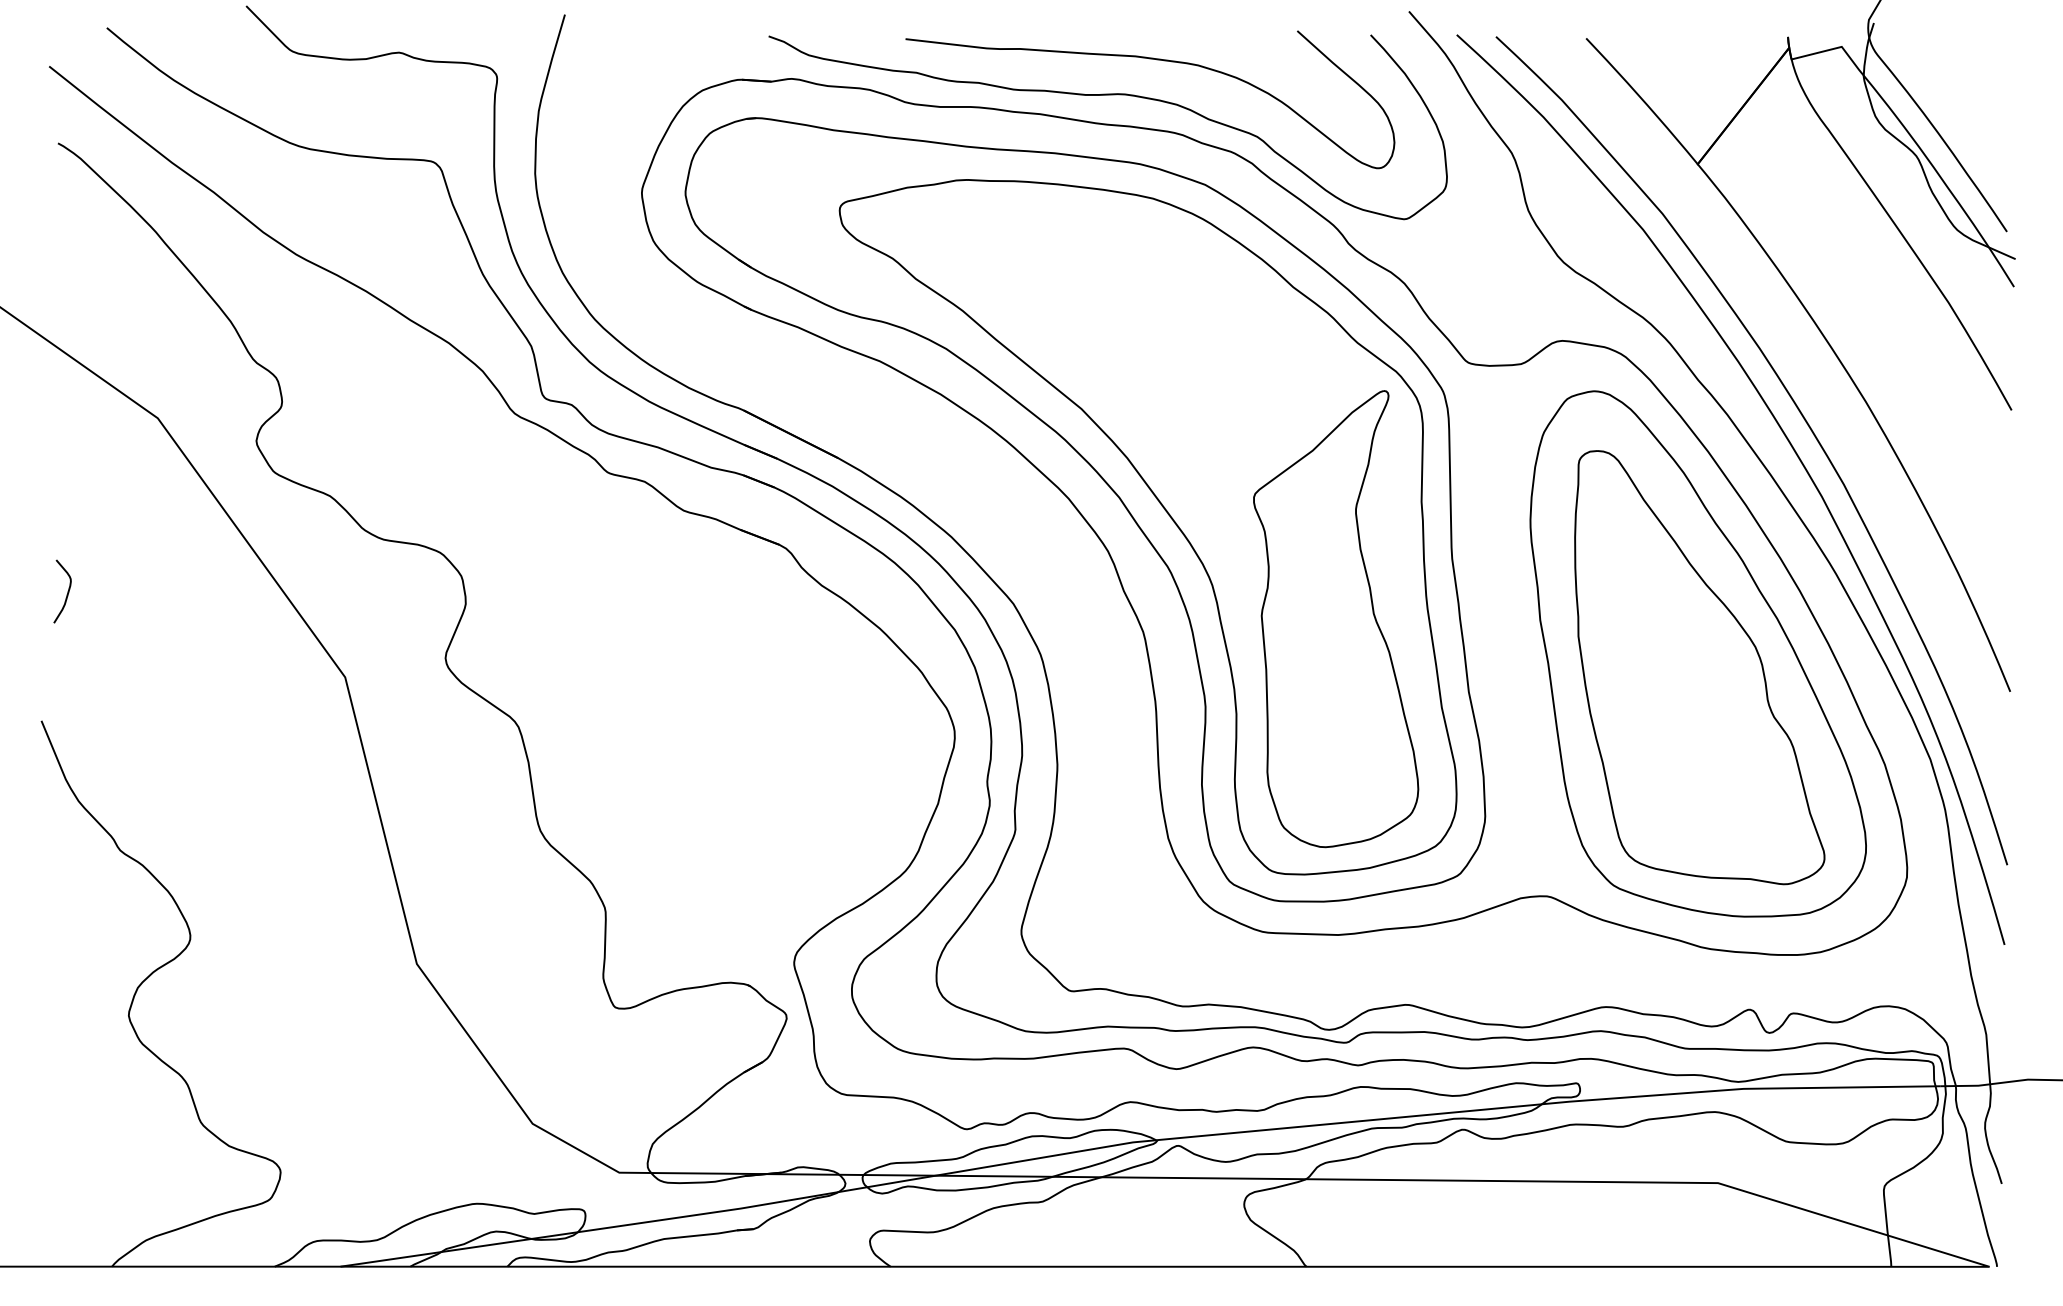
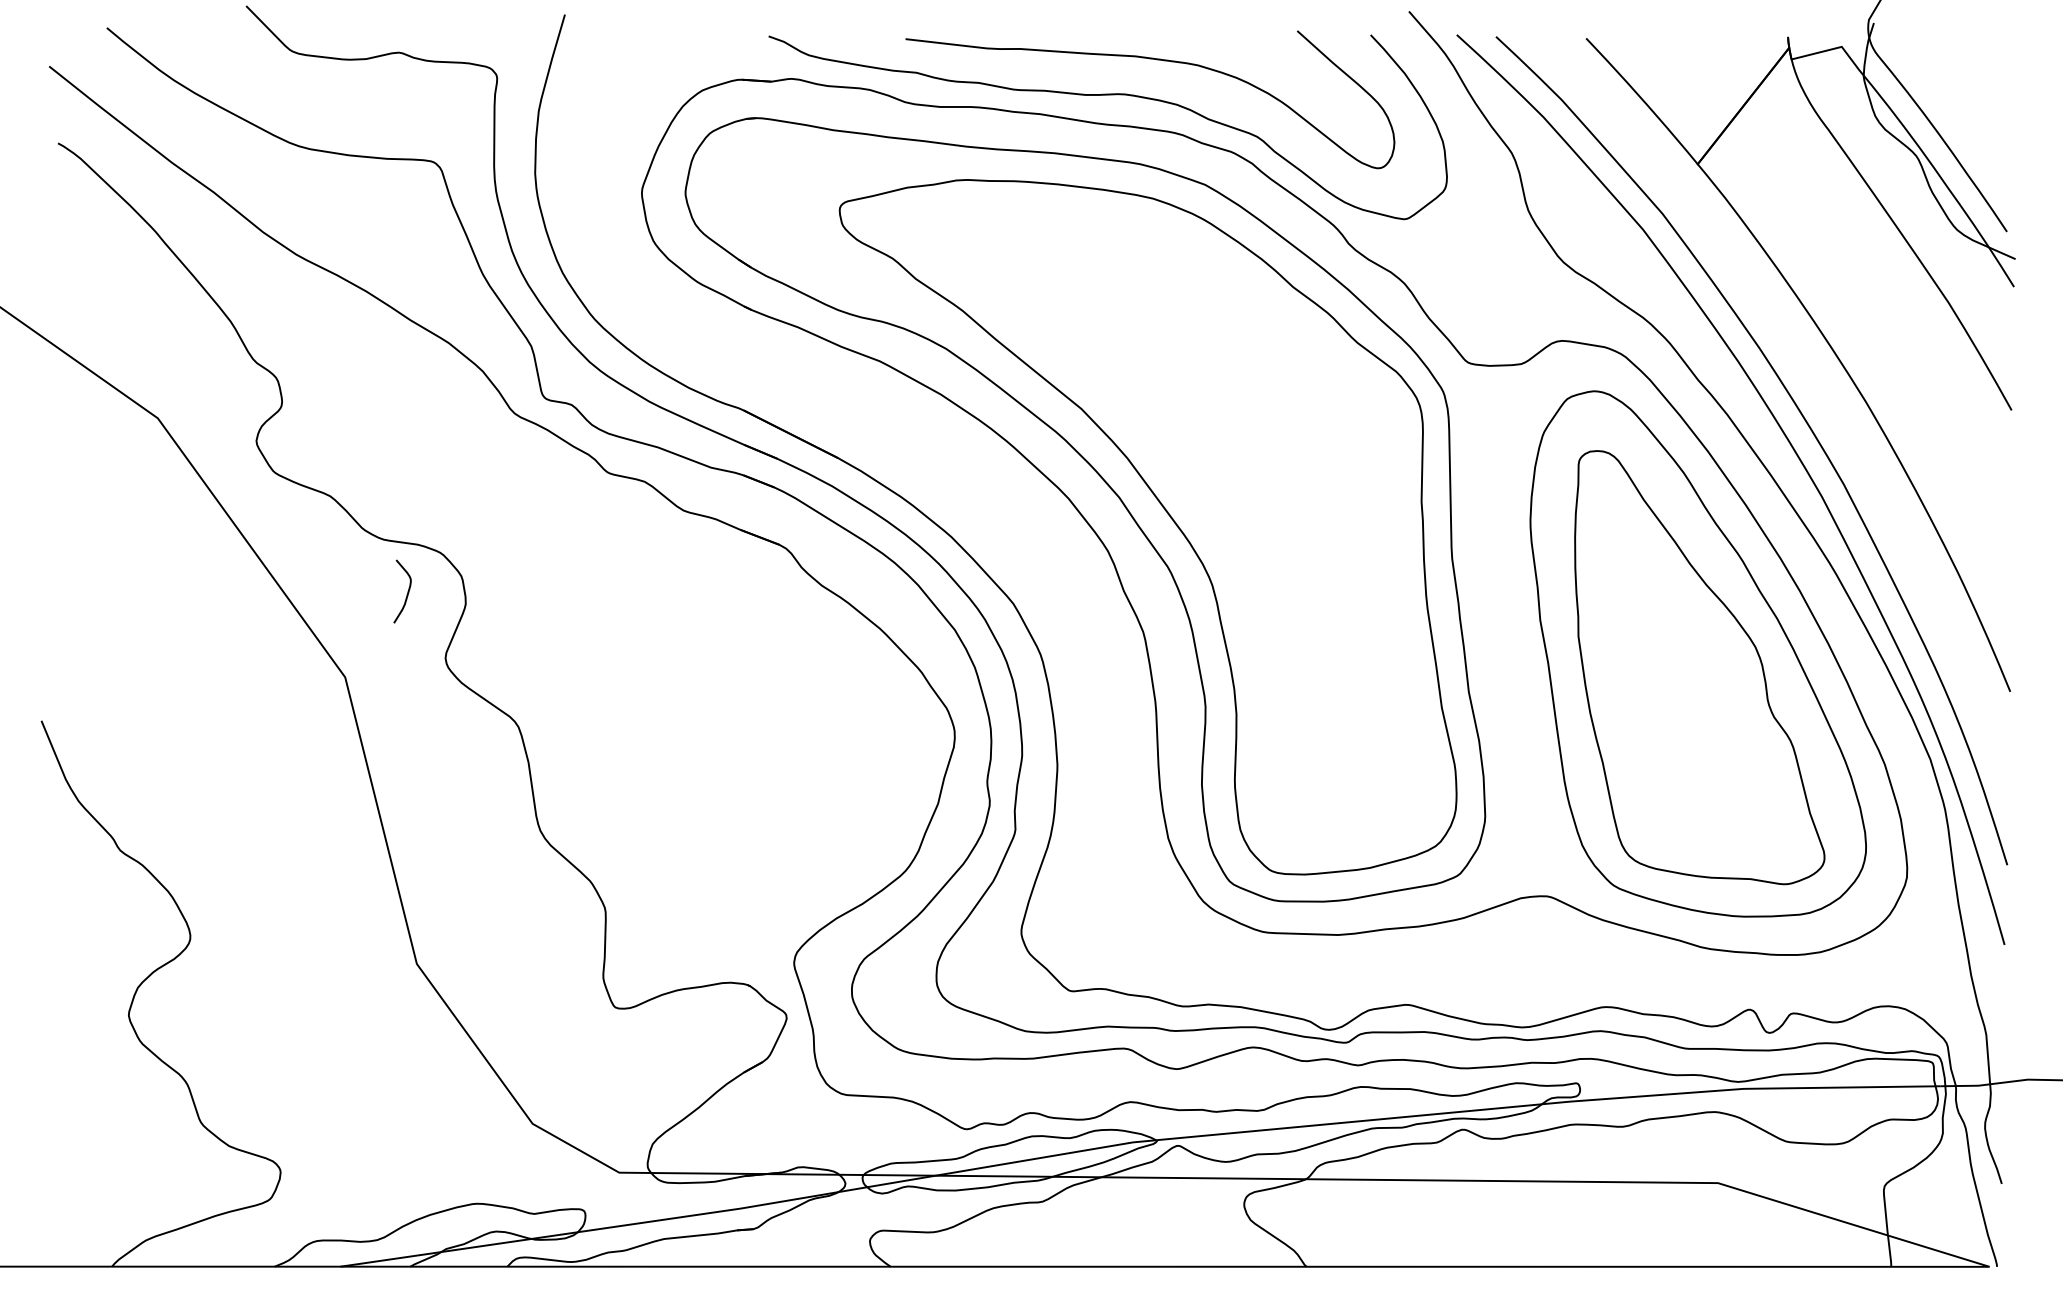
curve position: (67, 591) -> (407, 591) (407, 591)
part: present -> none (1336, 619)
